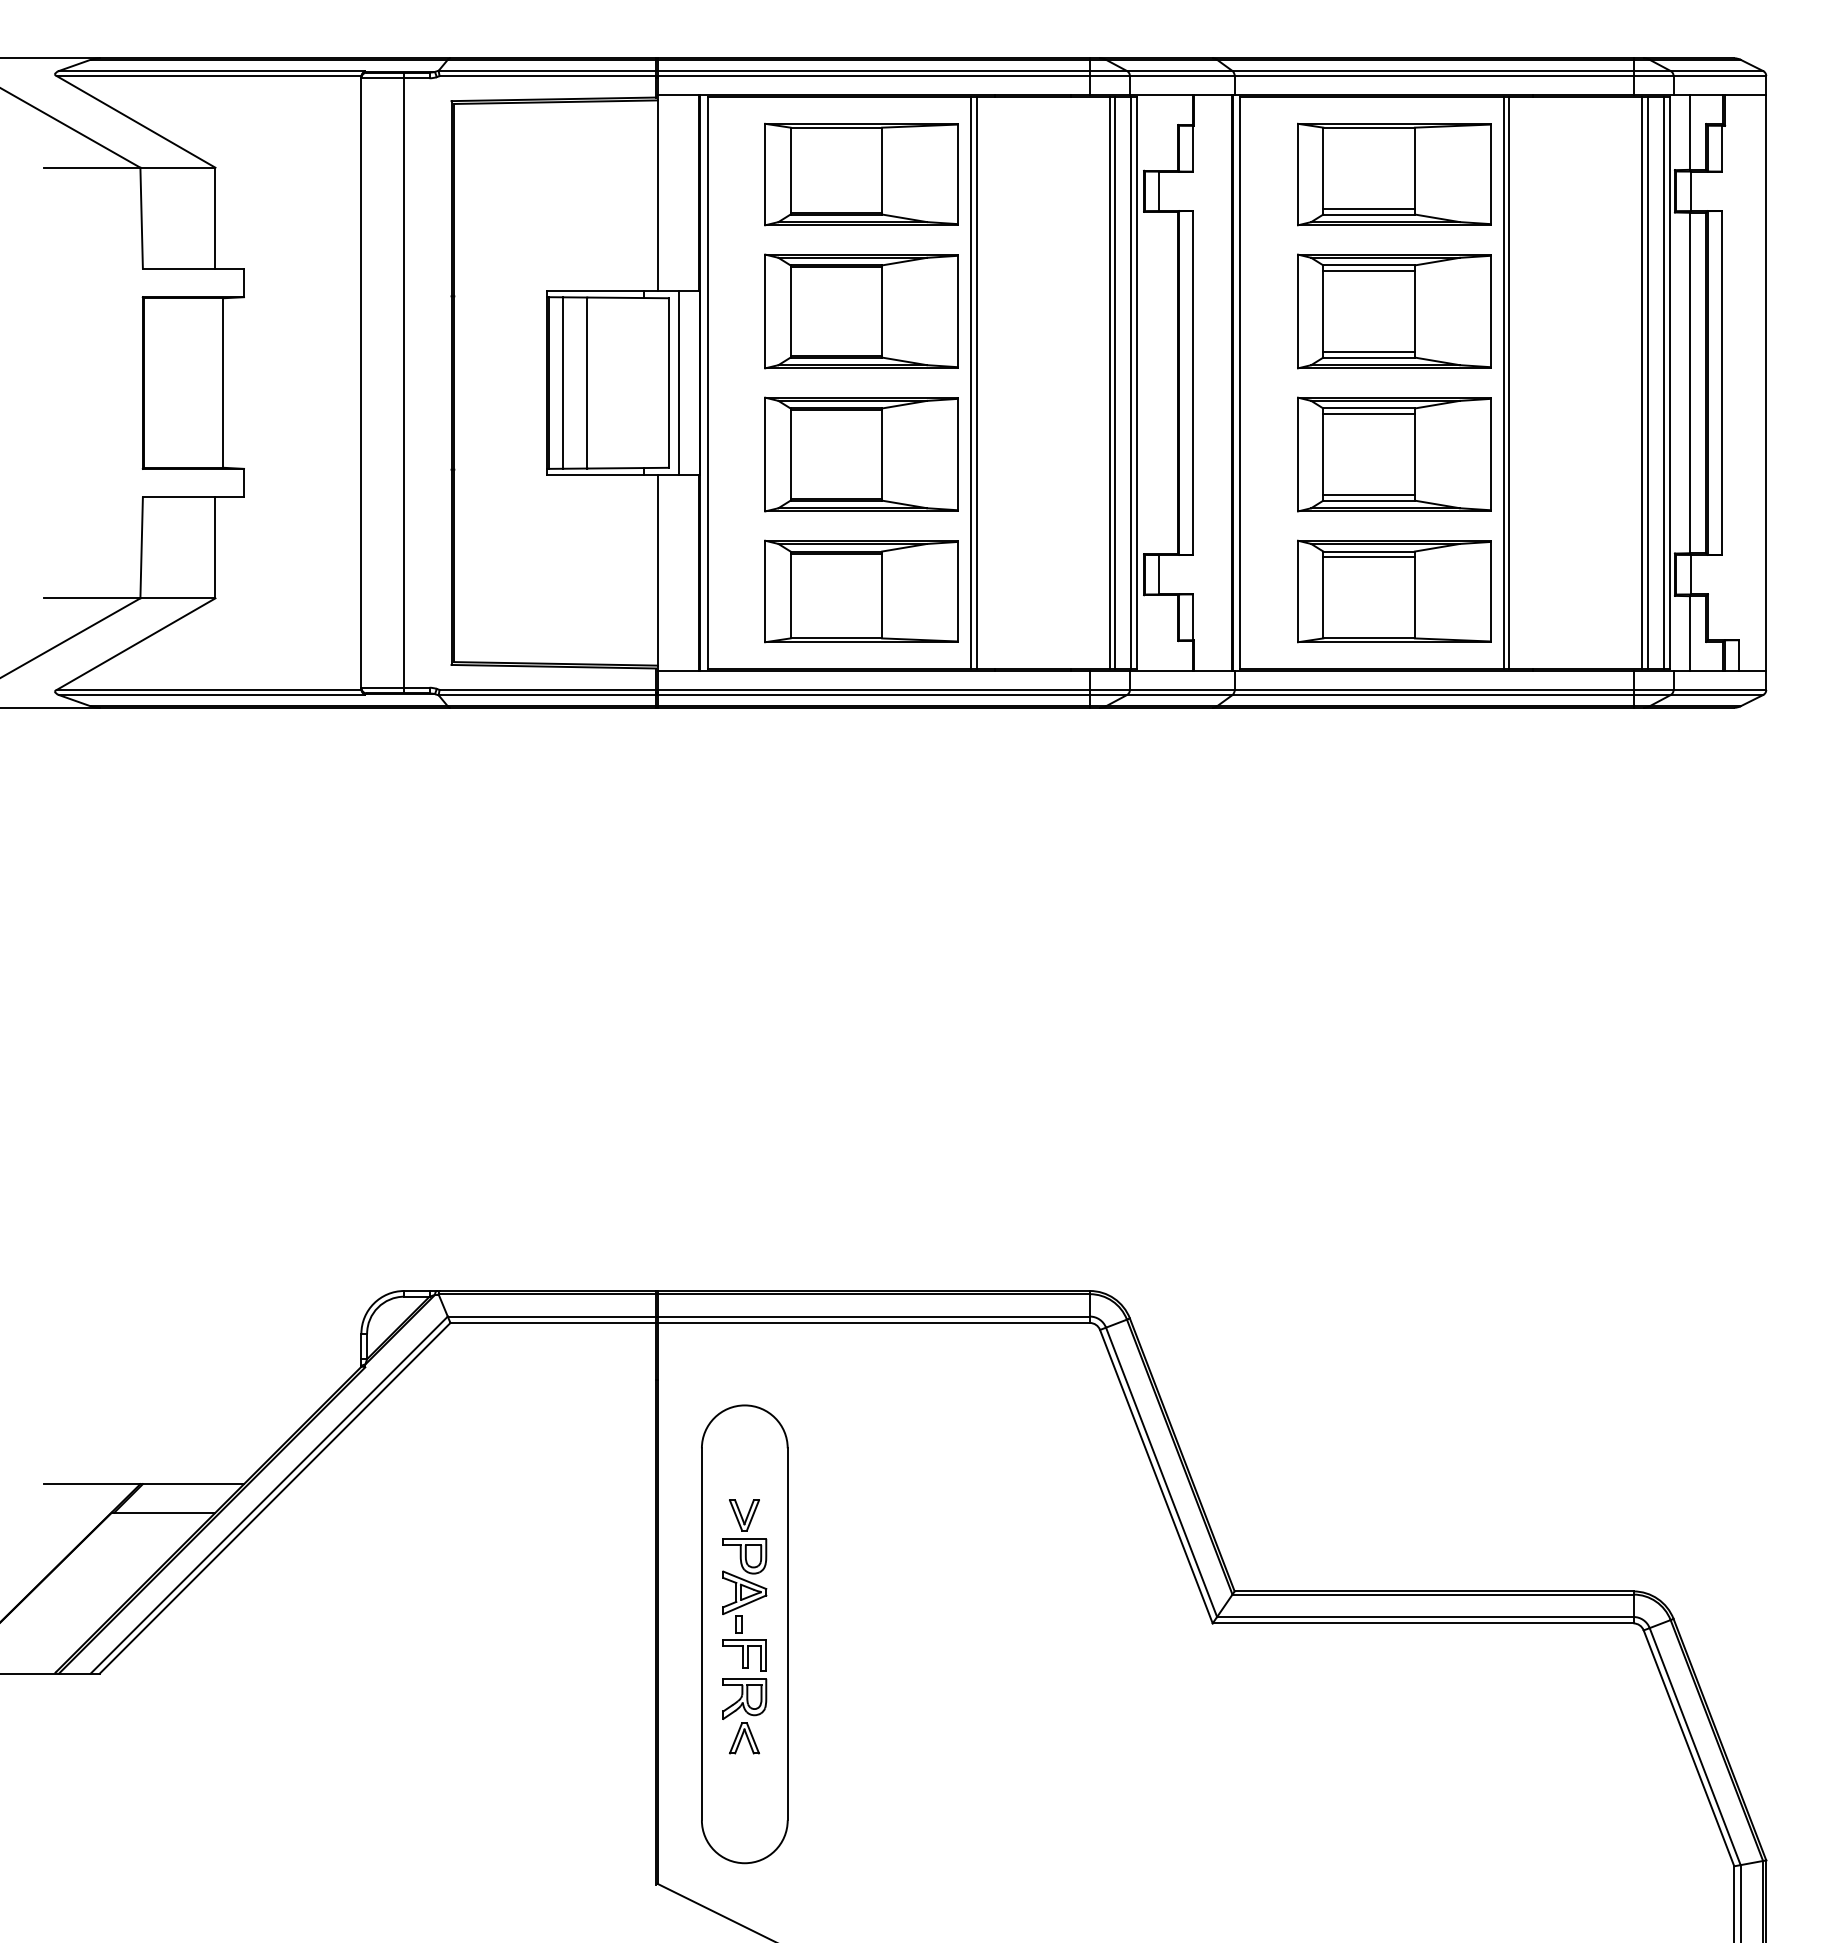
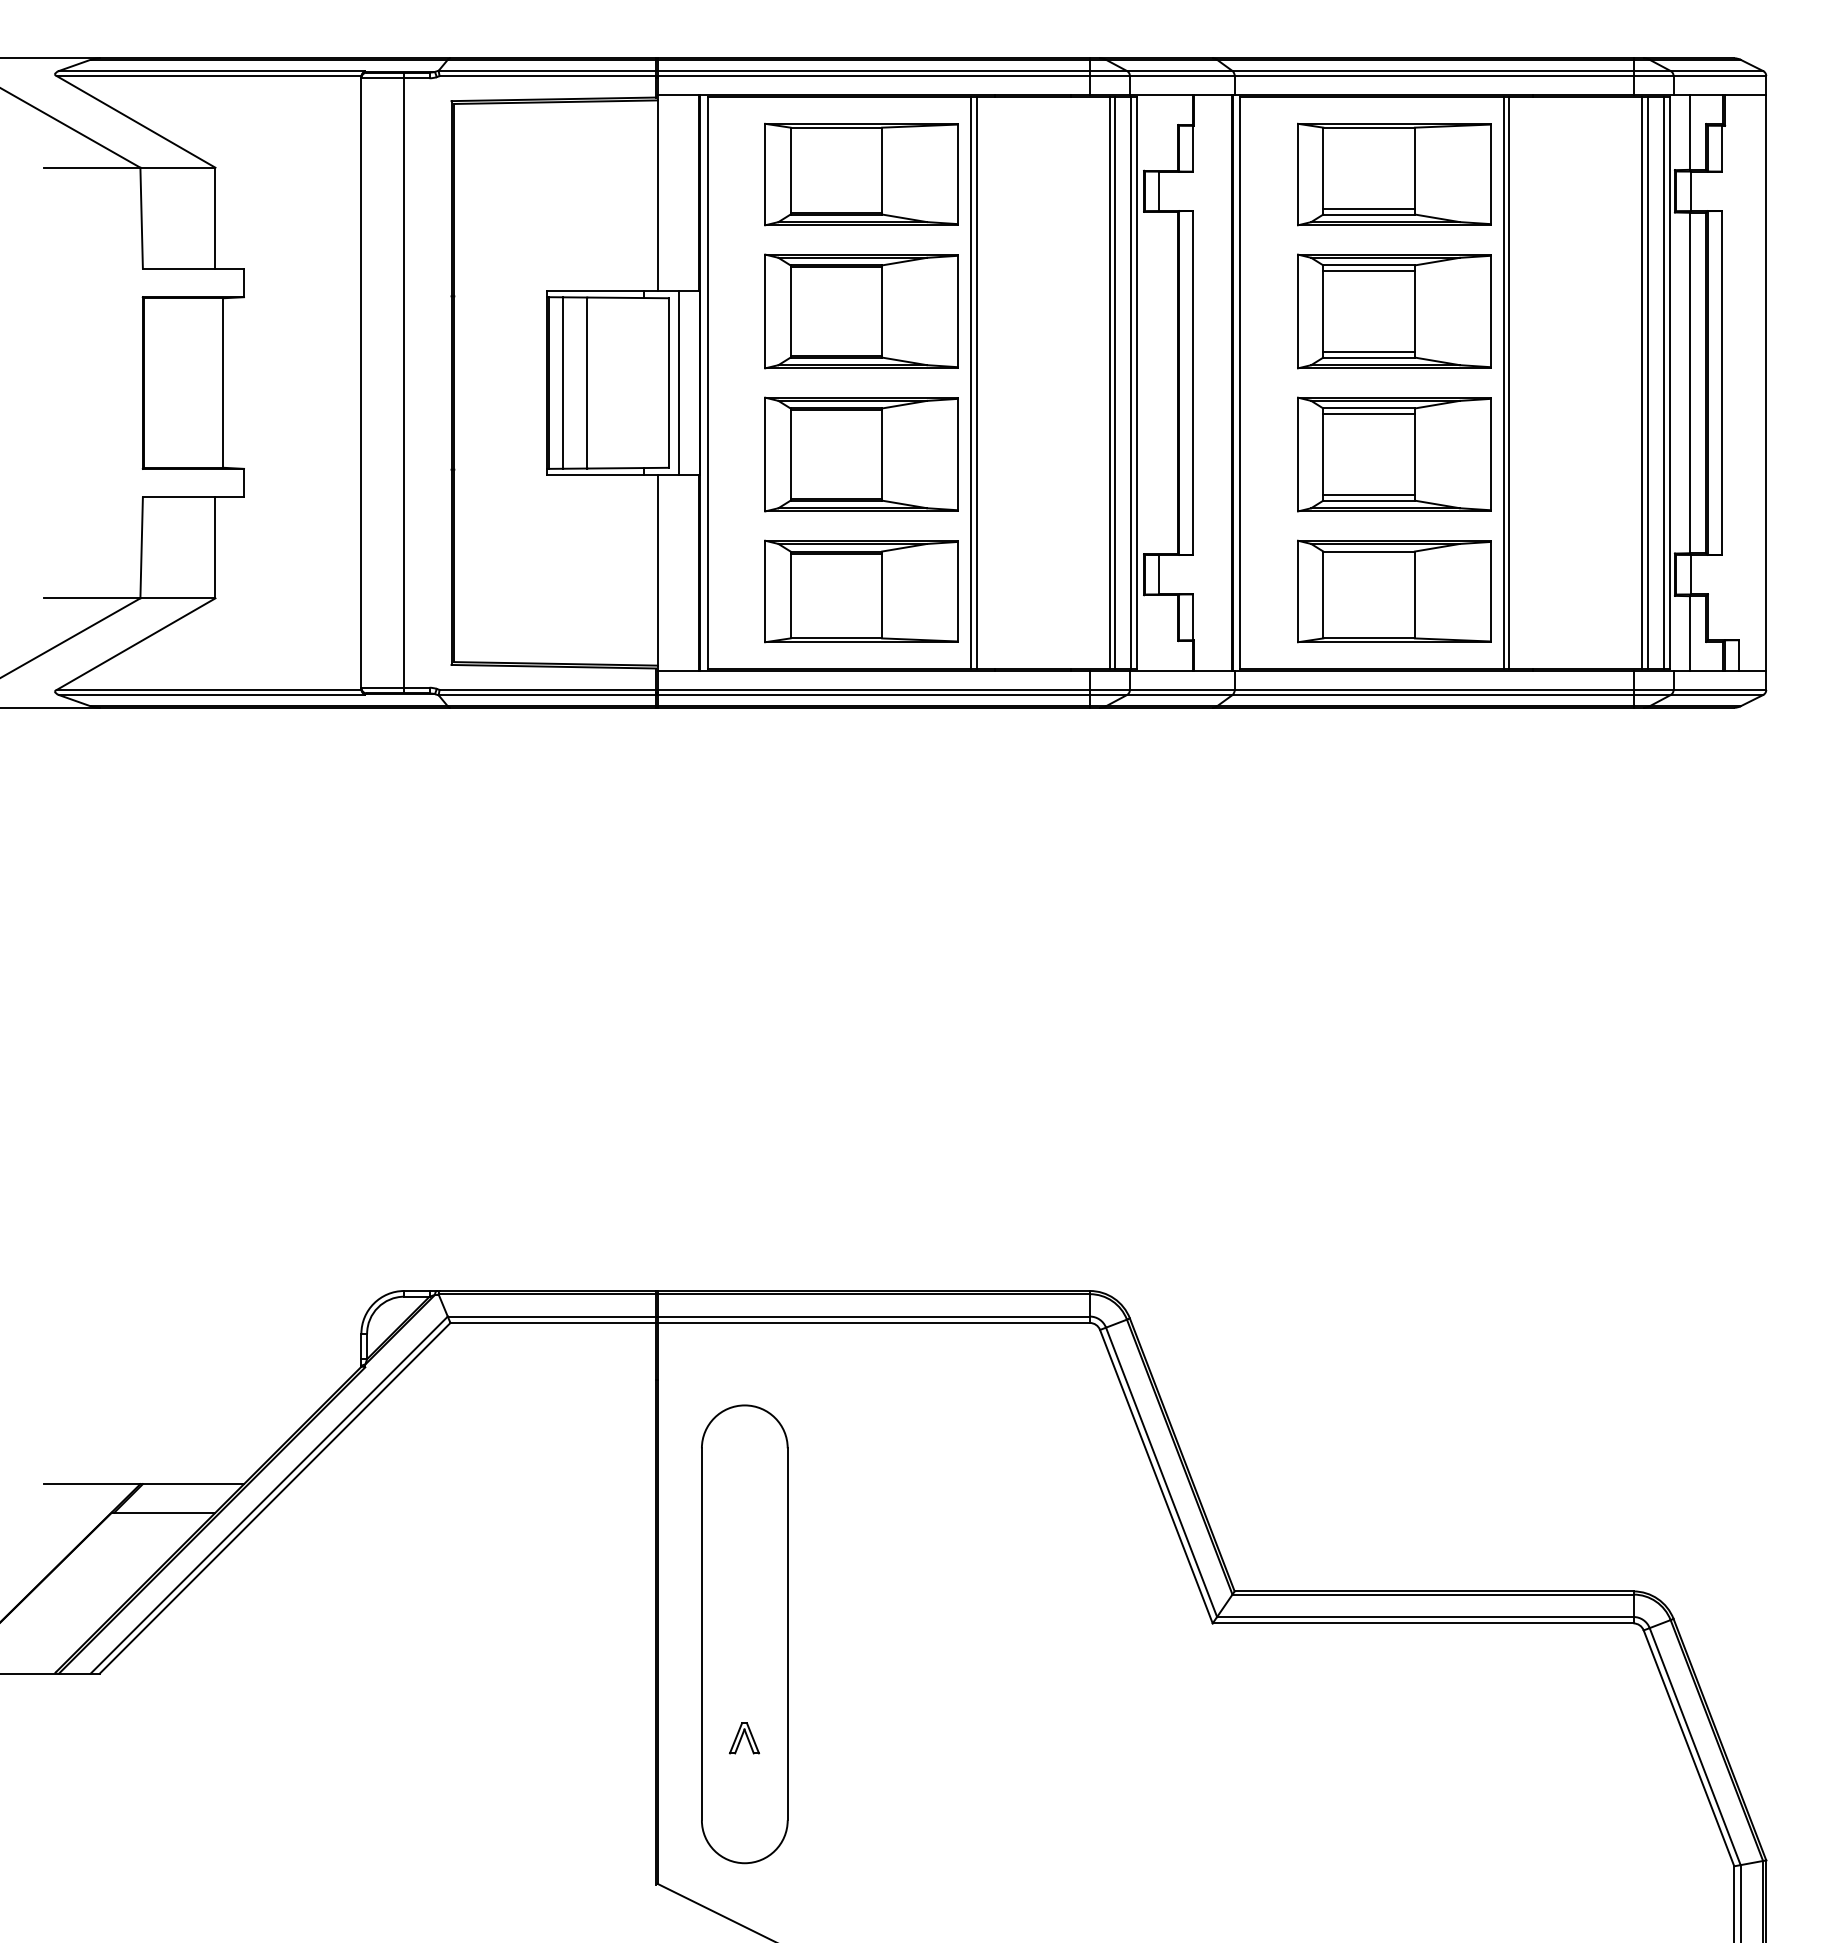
line: present -> none (1368, 556)
part: present -> none (744, 1609)
